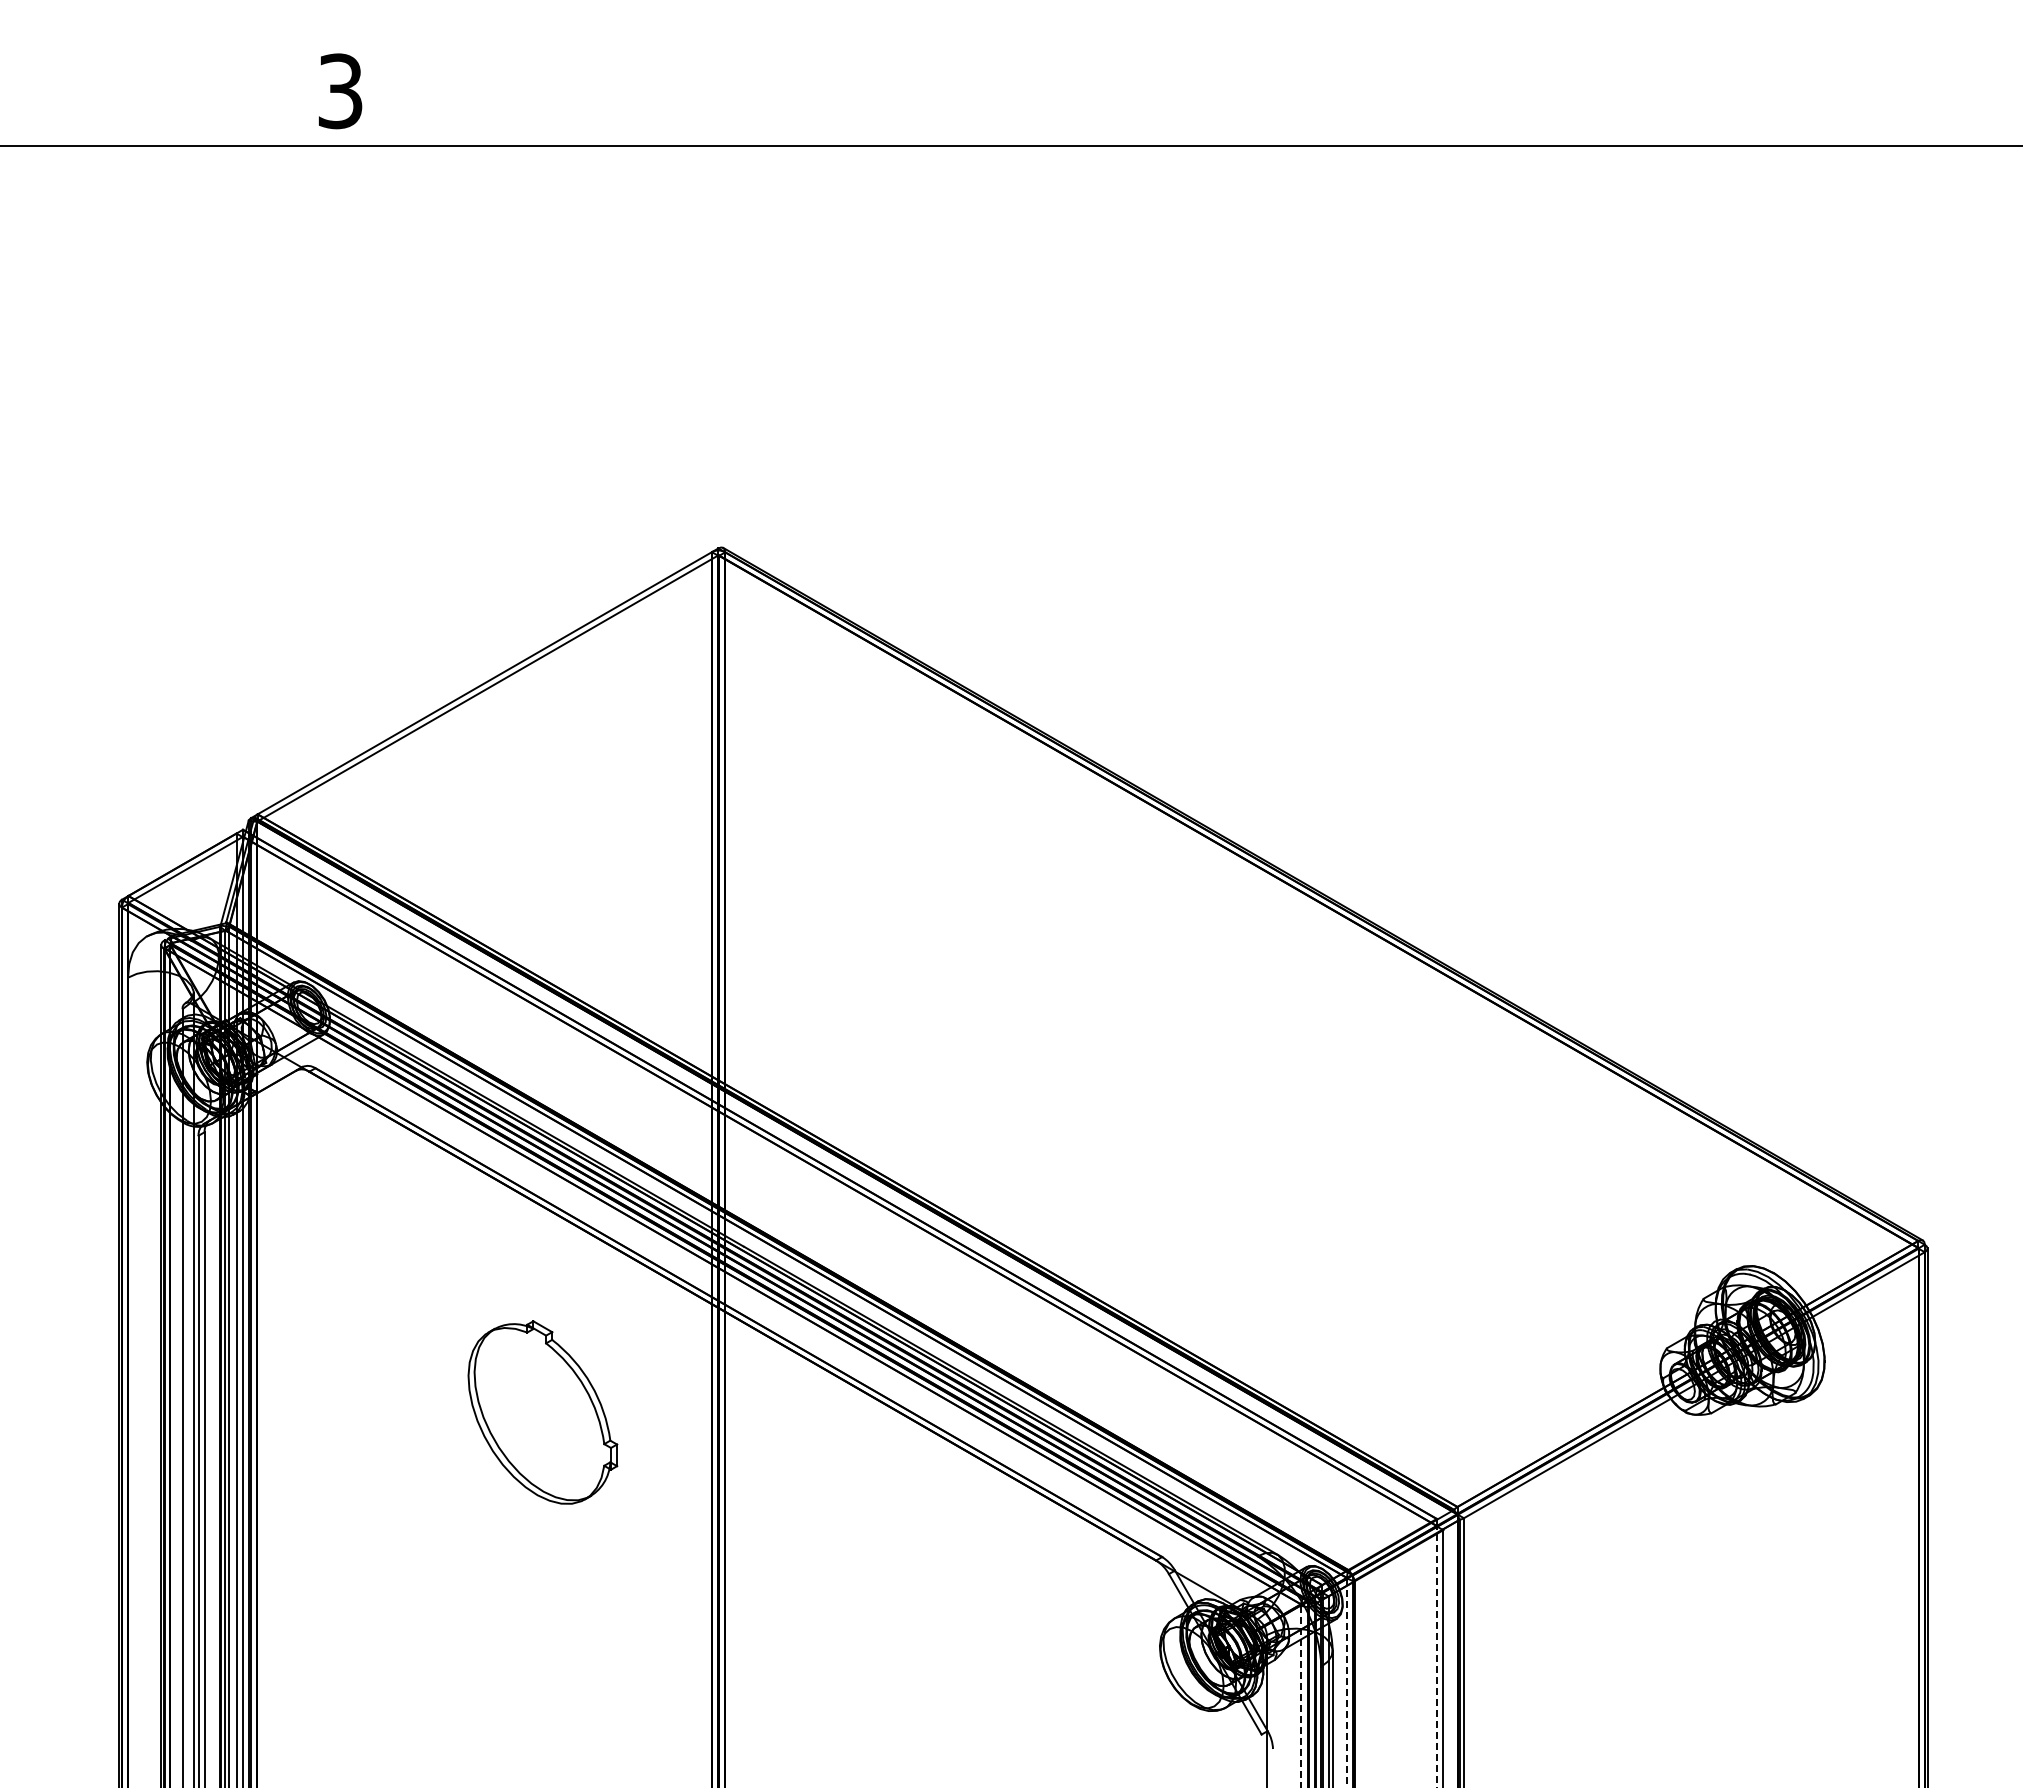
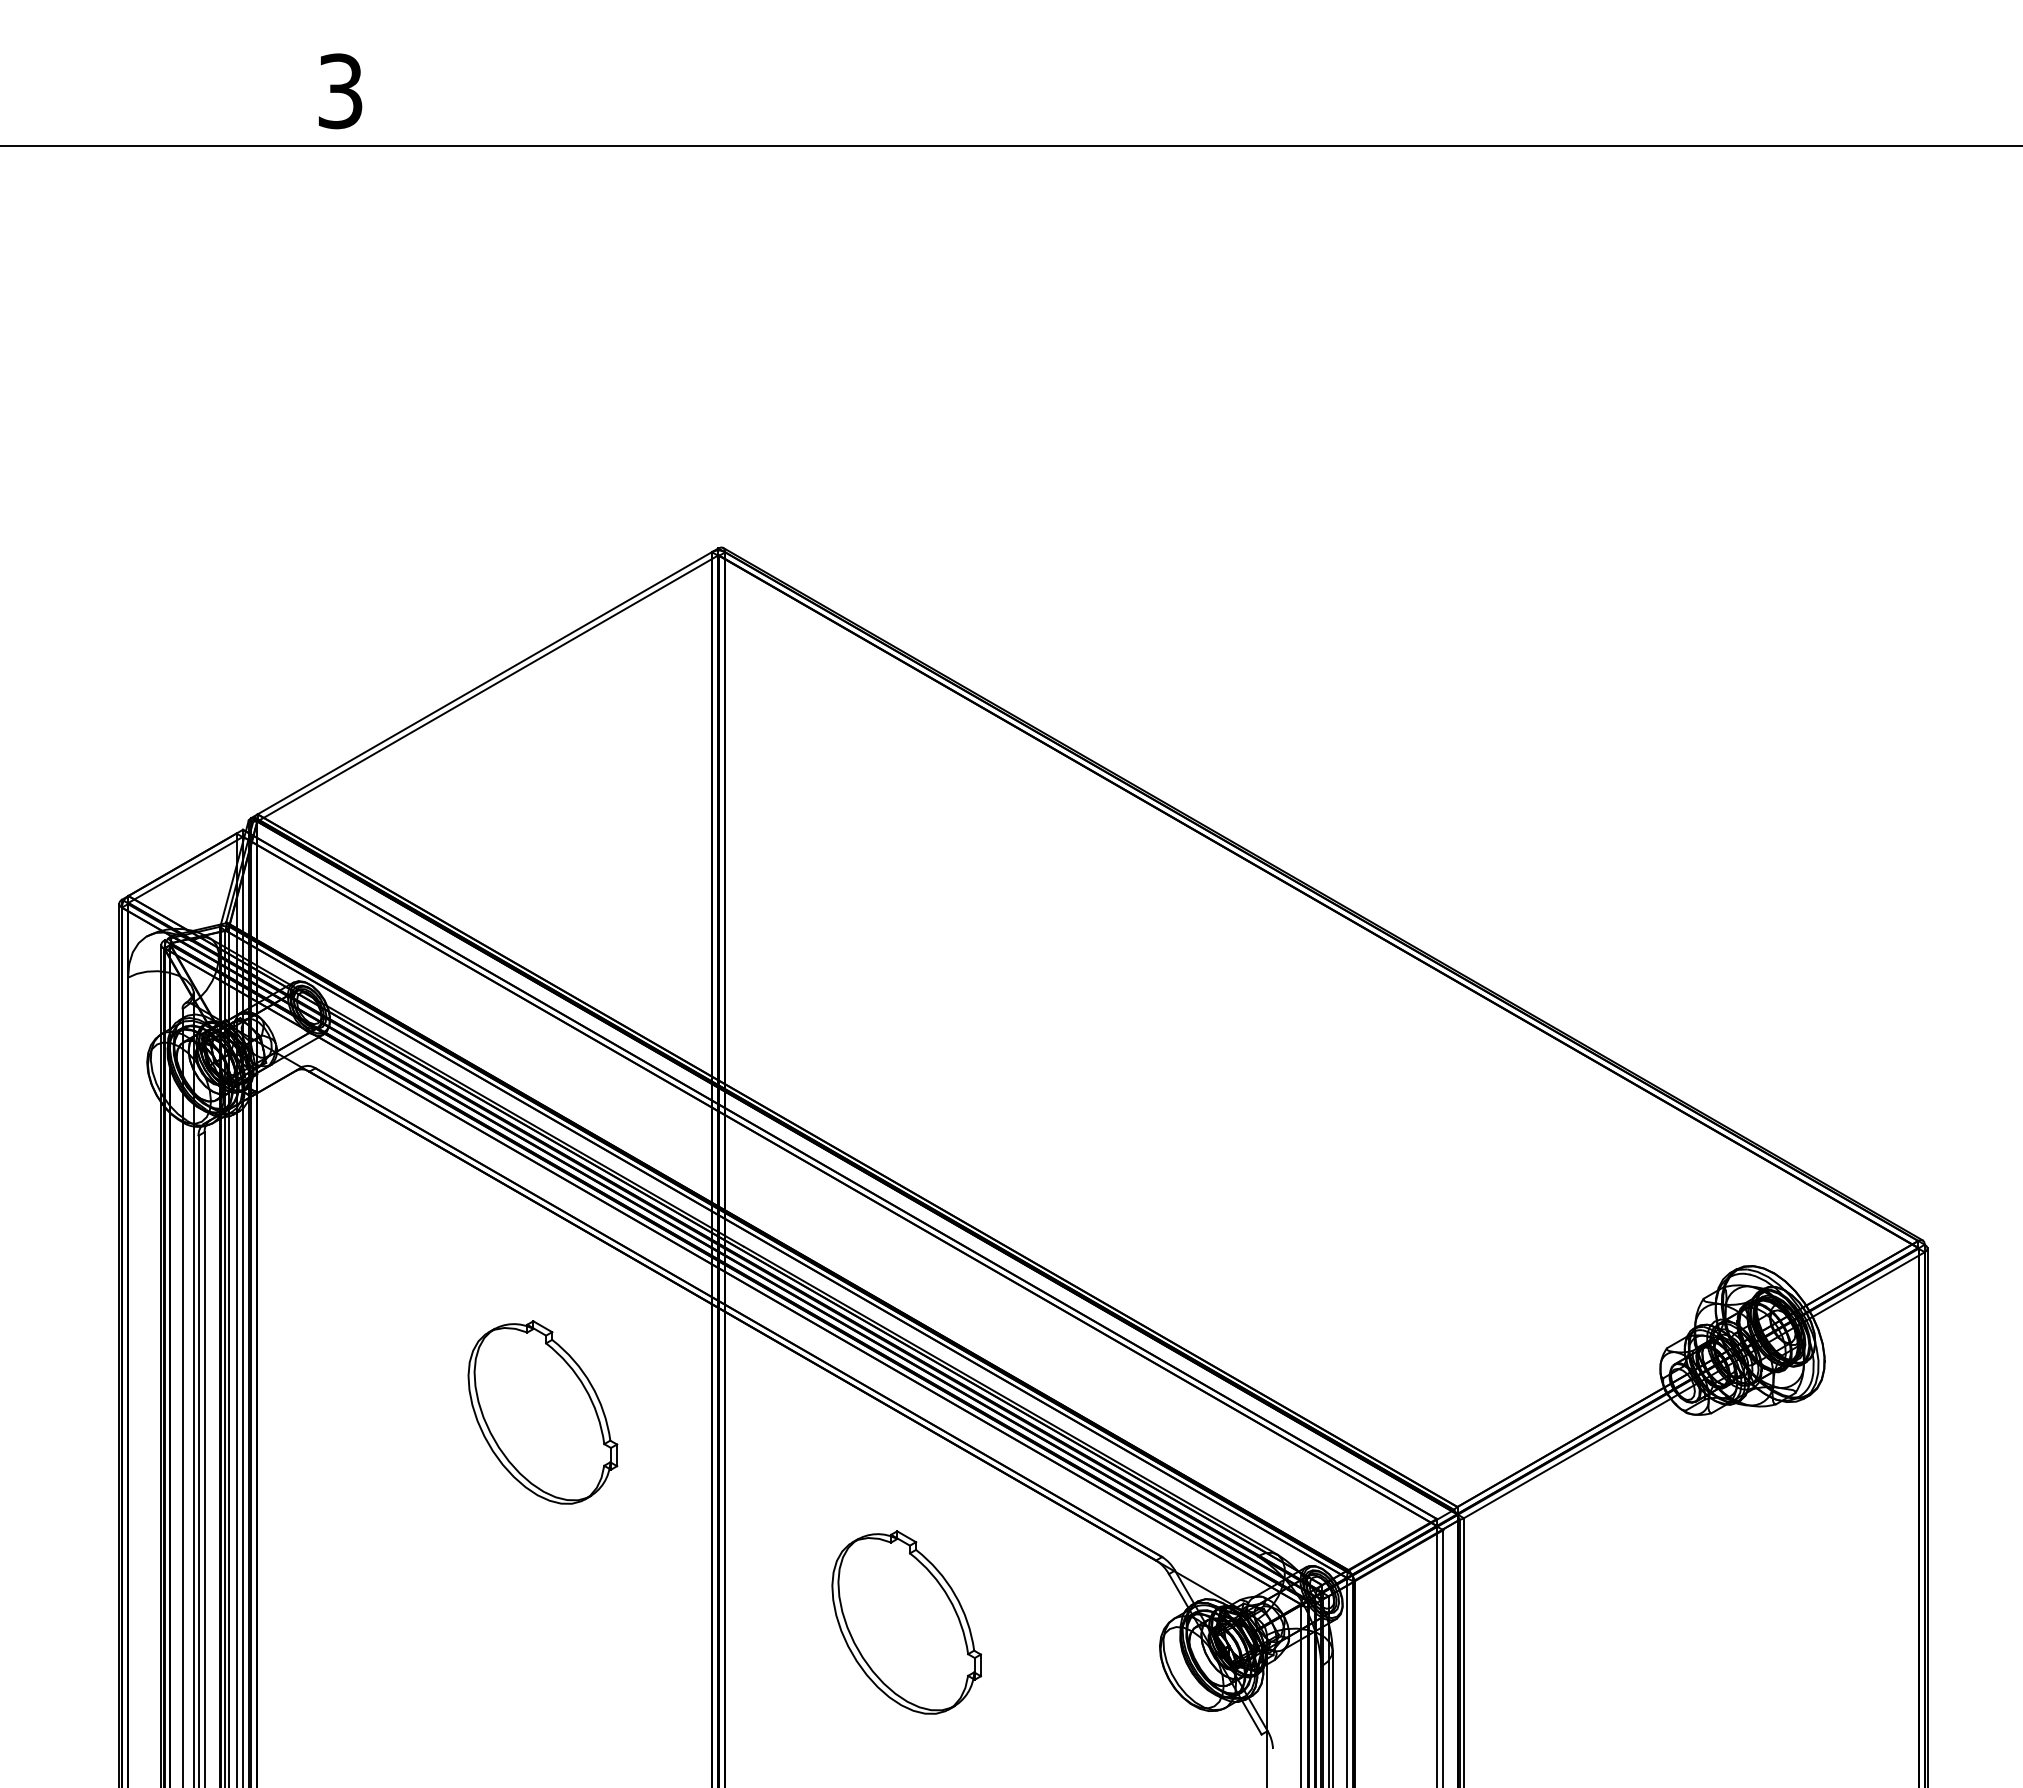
part: none -> present (906, 1622)
line: dashed -> solid (1437, 1656)
line: dashed -> solid (1347, 1683)
line: dashed -> solid (1301, 1696)
